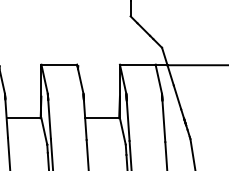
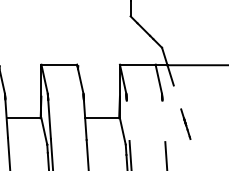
line: present -> none (177, 97)
line: present -> none (127, 120)
line: present -> none (163, 121)
line: present -> none (192, 153)
